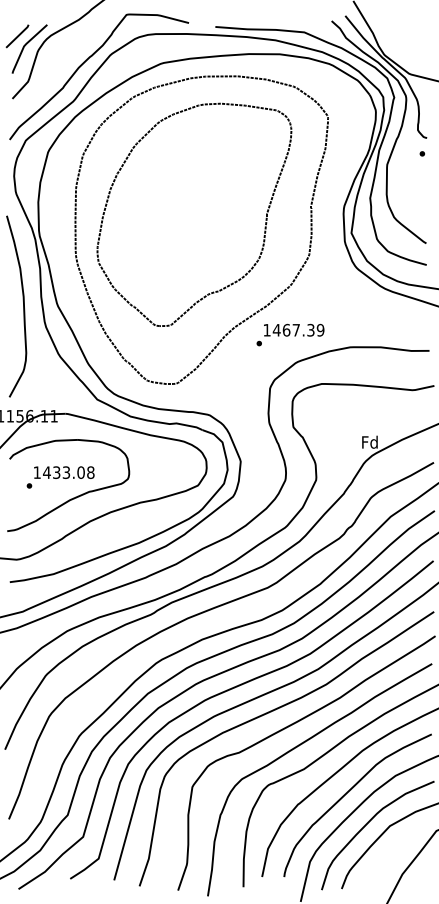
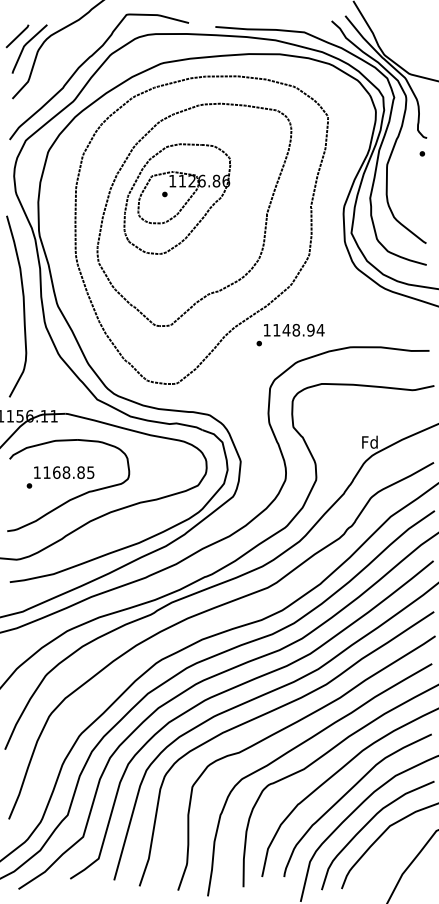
part: none -> present (184, 203)
text: 1467.39 -> 1148.94 (298, 329)
text: 1433.08 -> 1168.85 (68, 472)
